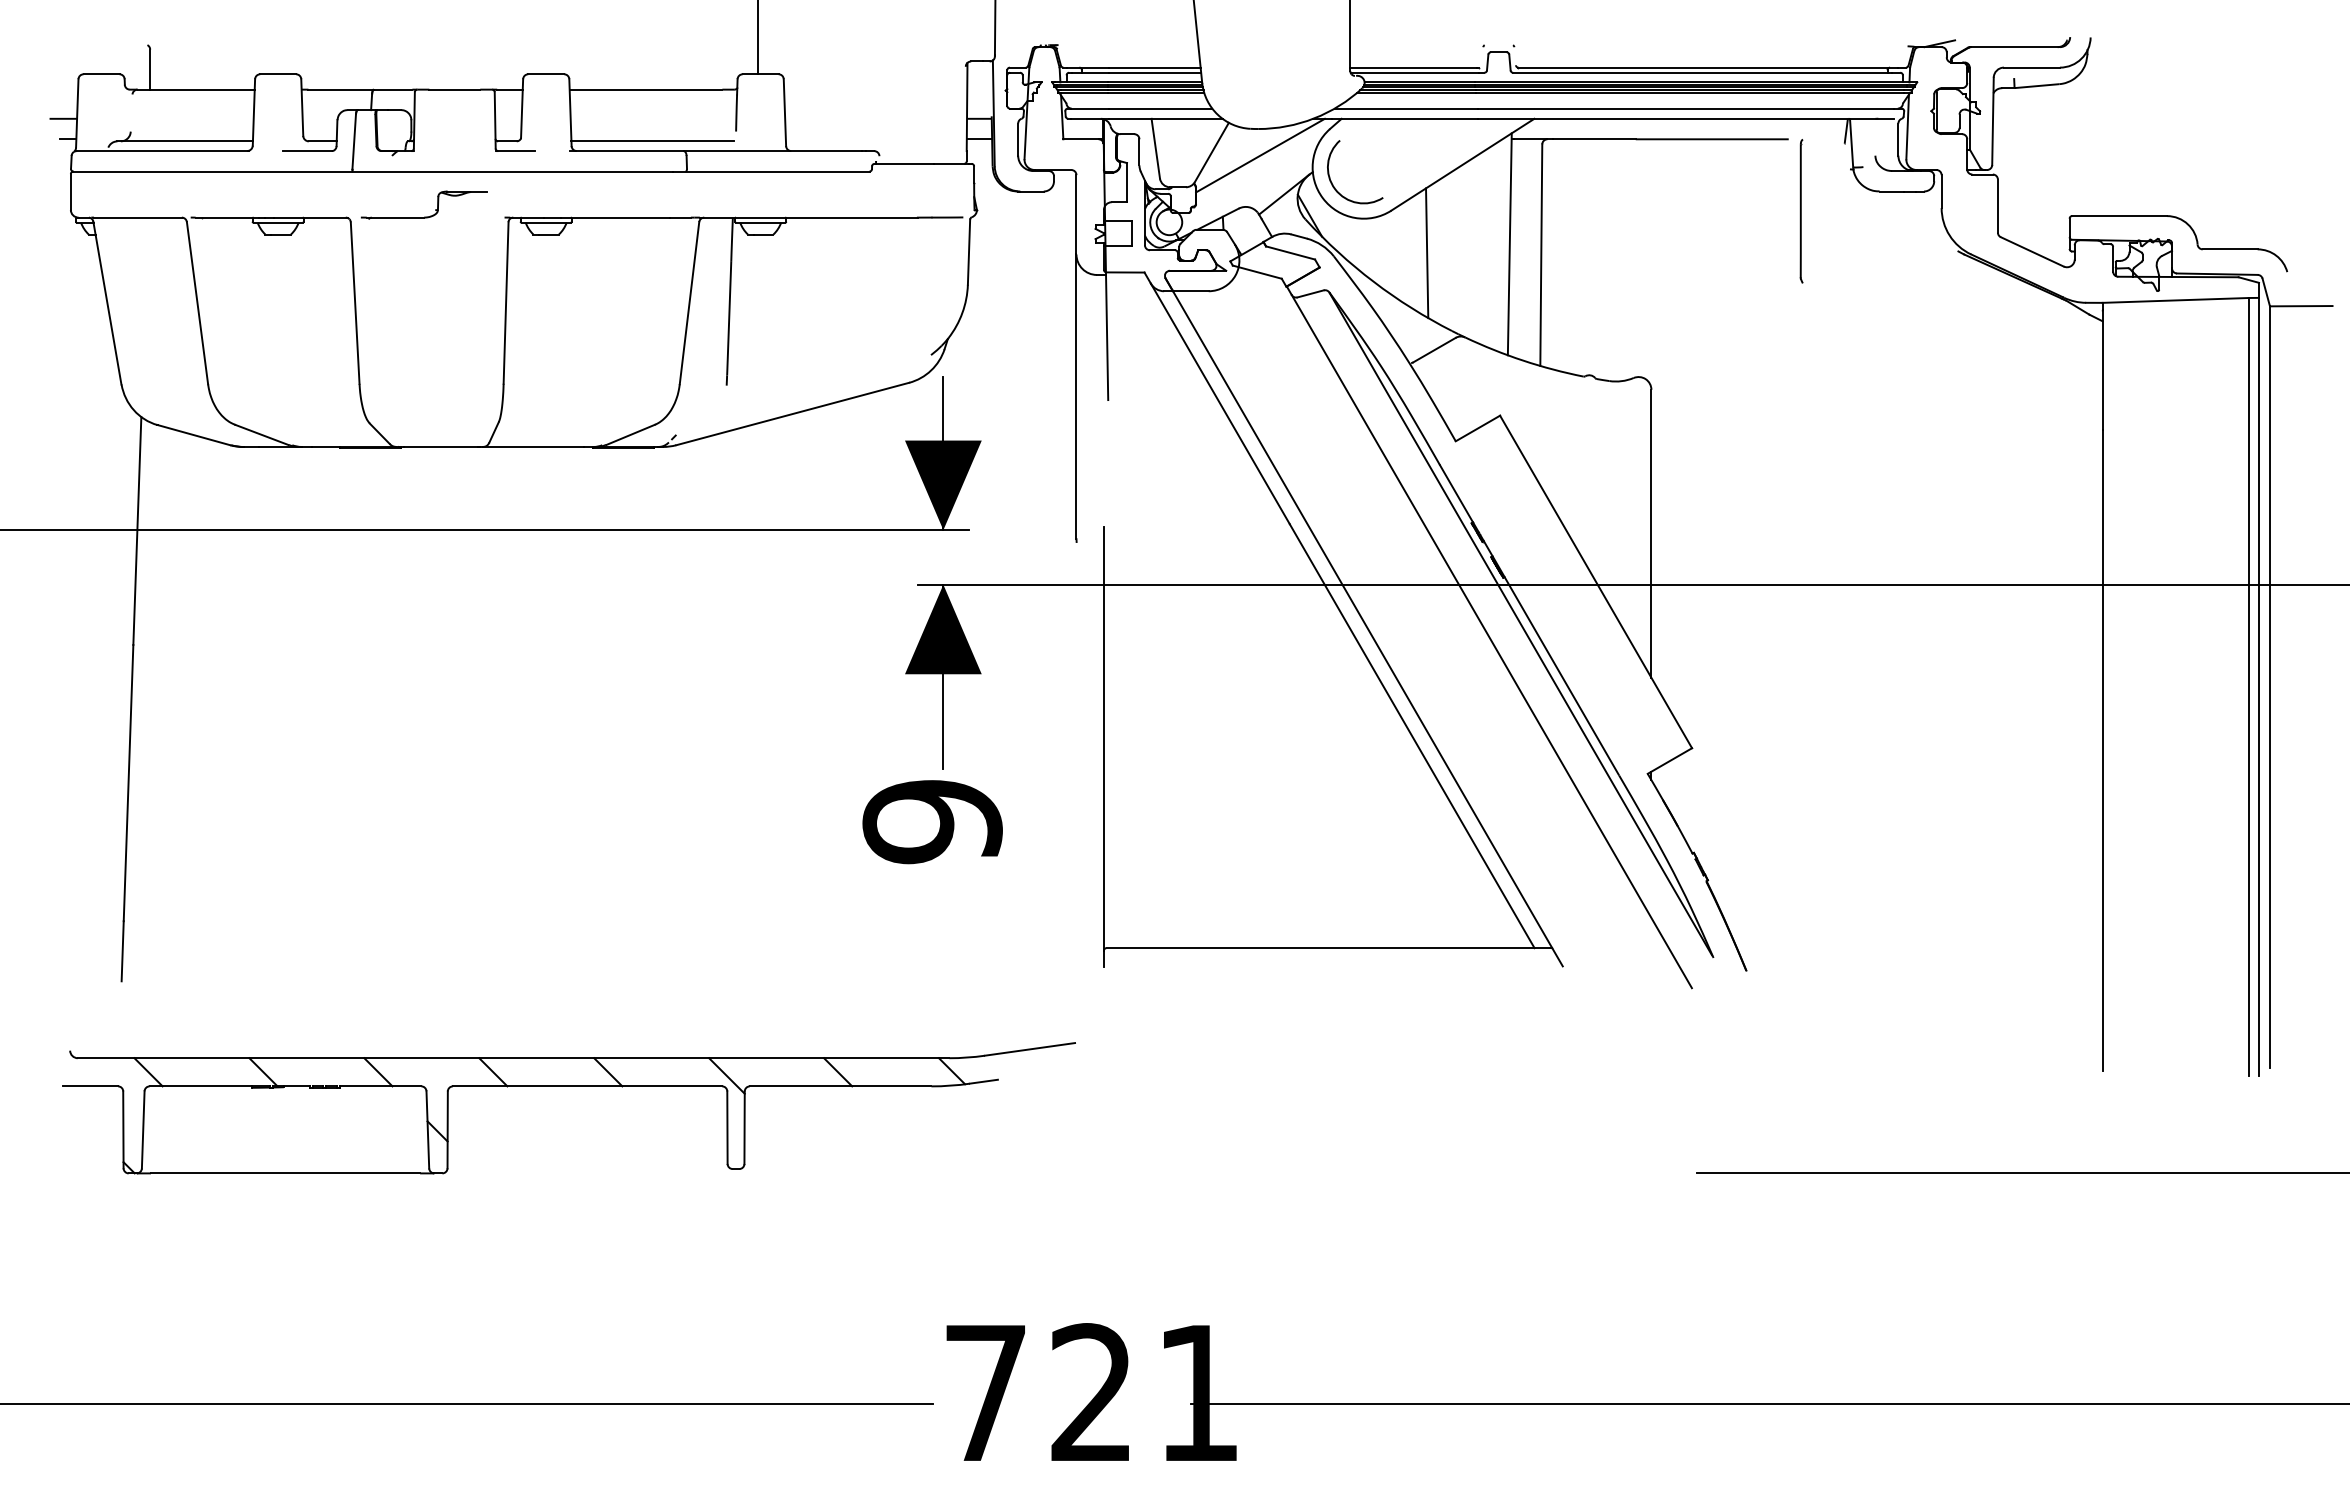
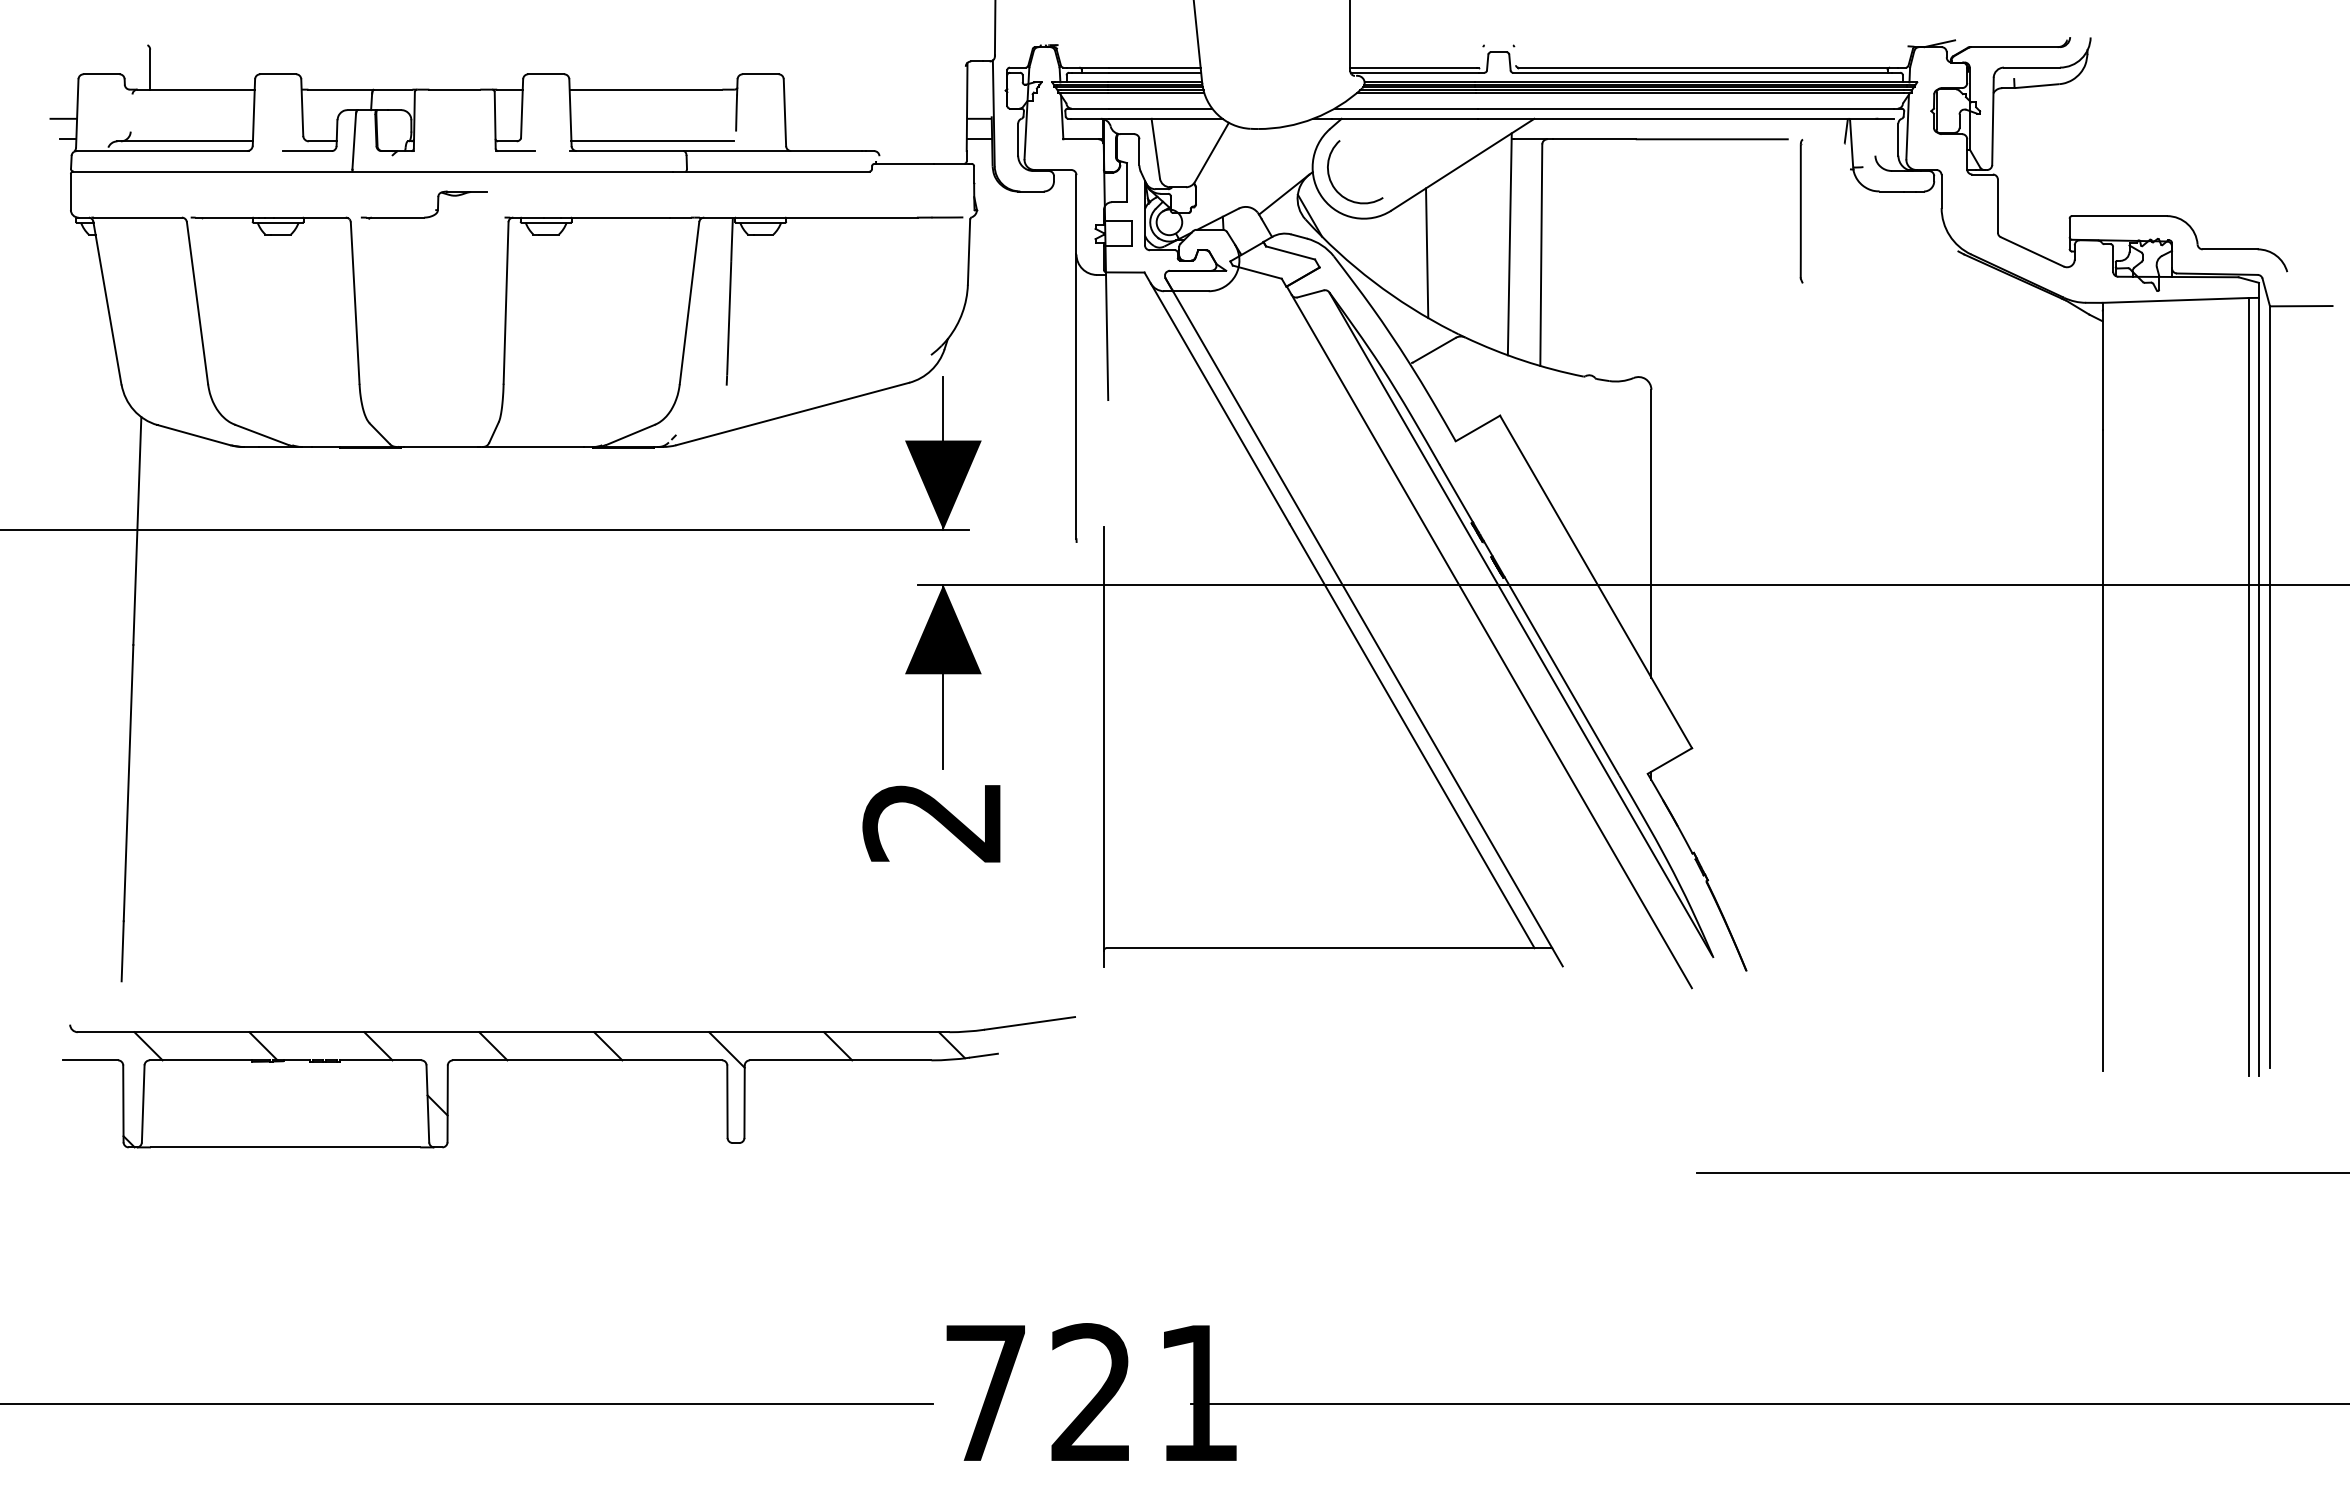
line: present -> none (757, 38)
line: present -> none (1260, 155)
text: 9 -> 2 (932, 822)
part position: (568, 1086) -> (568, 1060) (568, 1060)
